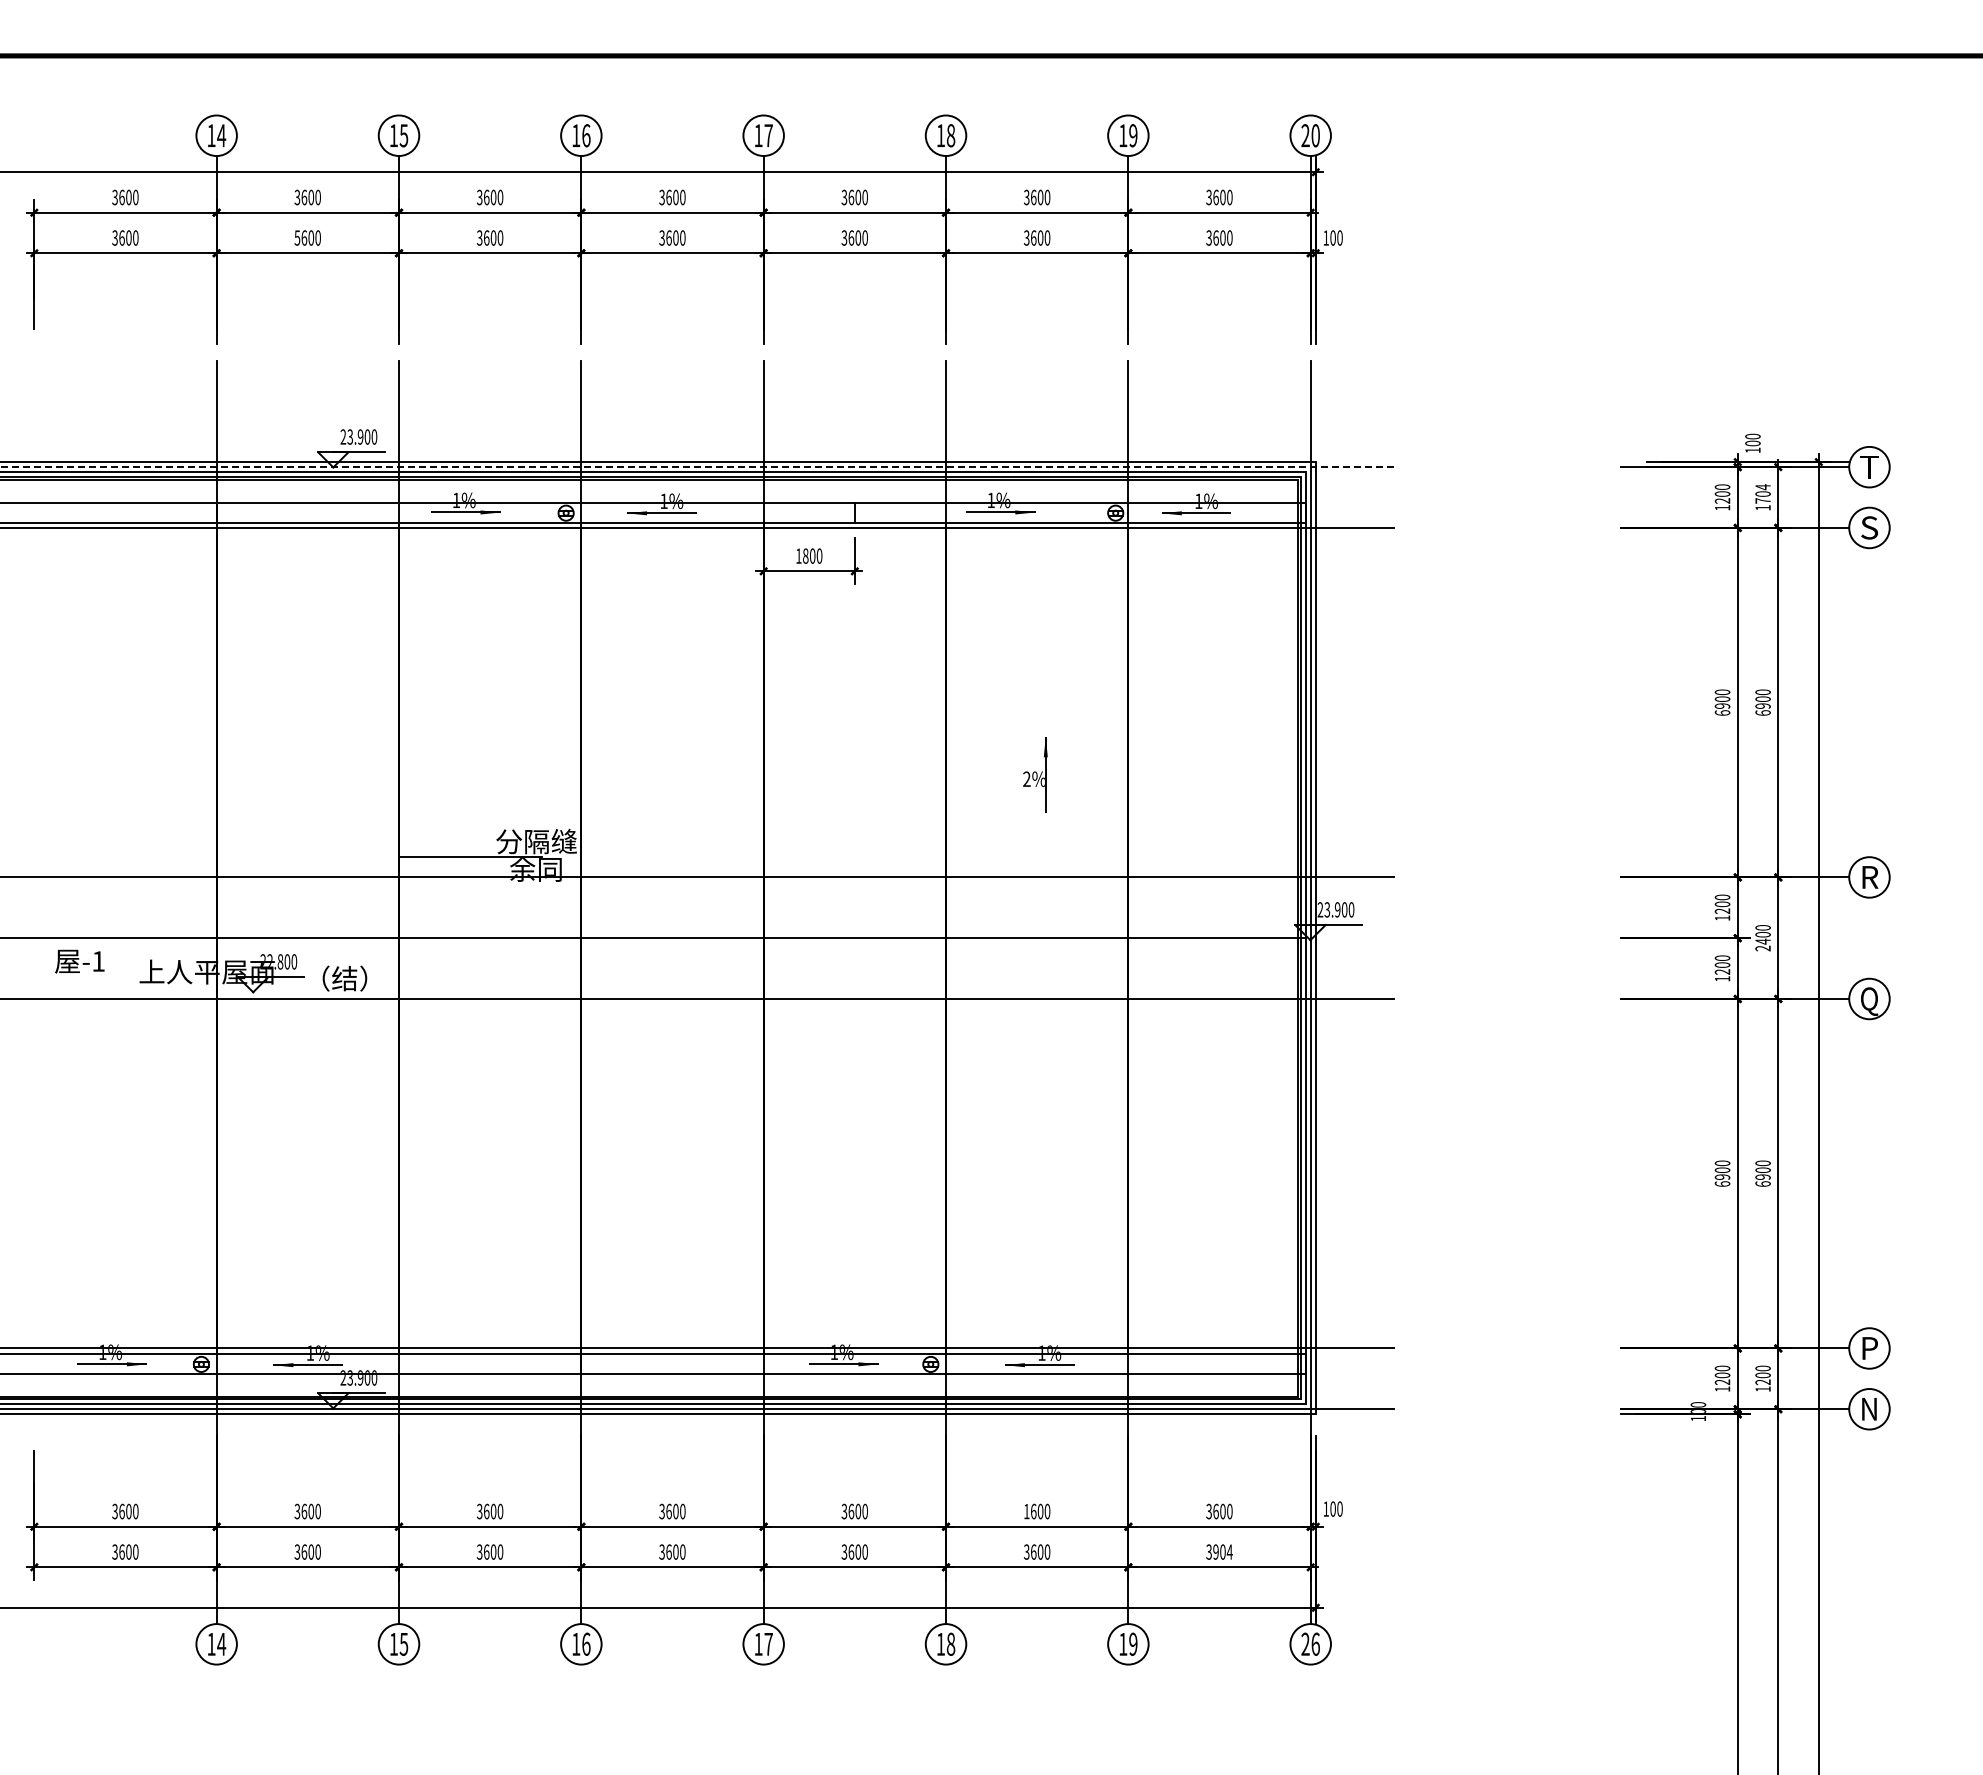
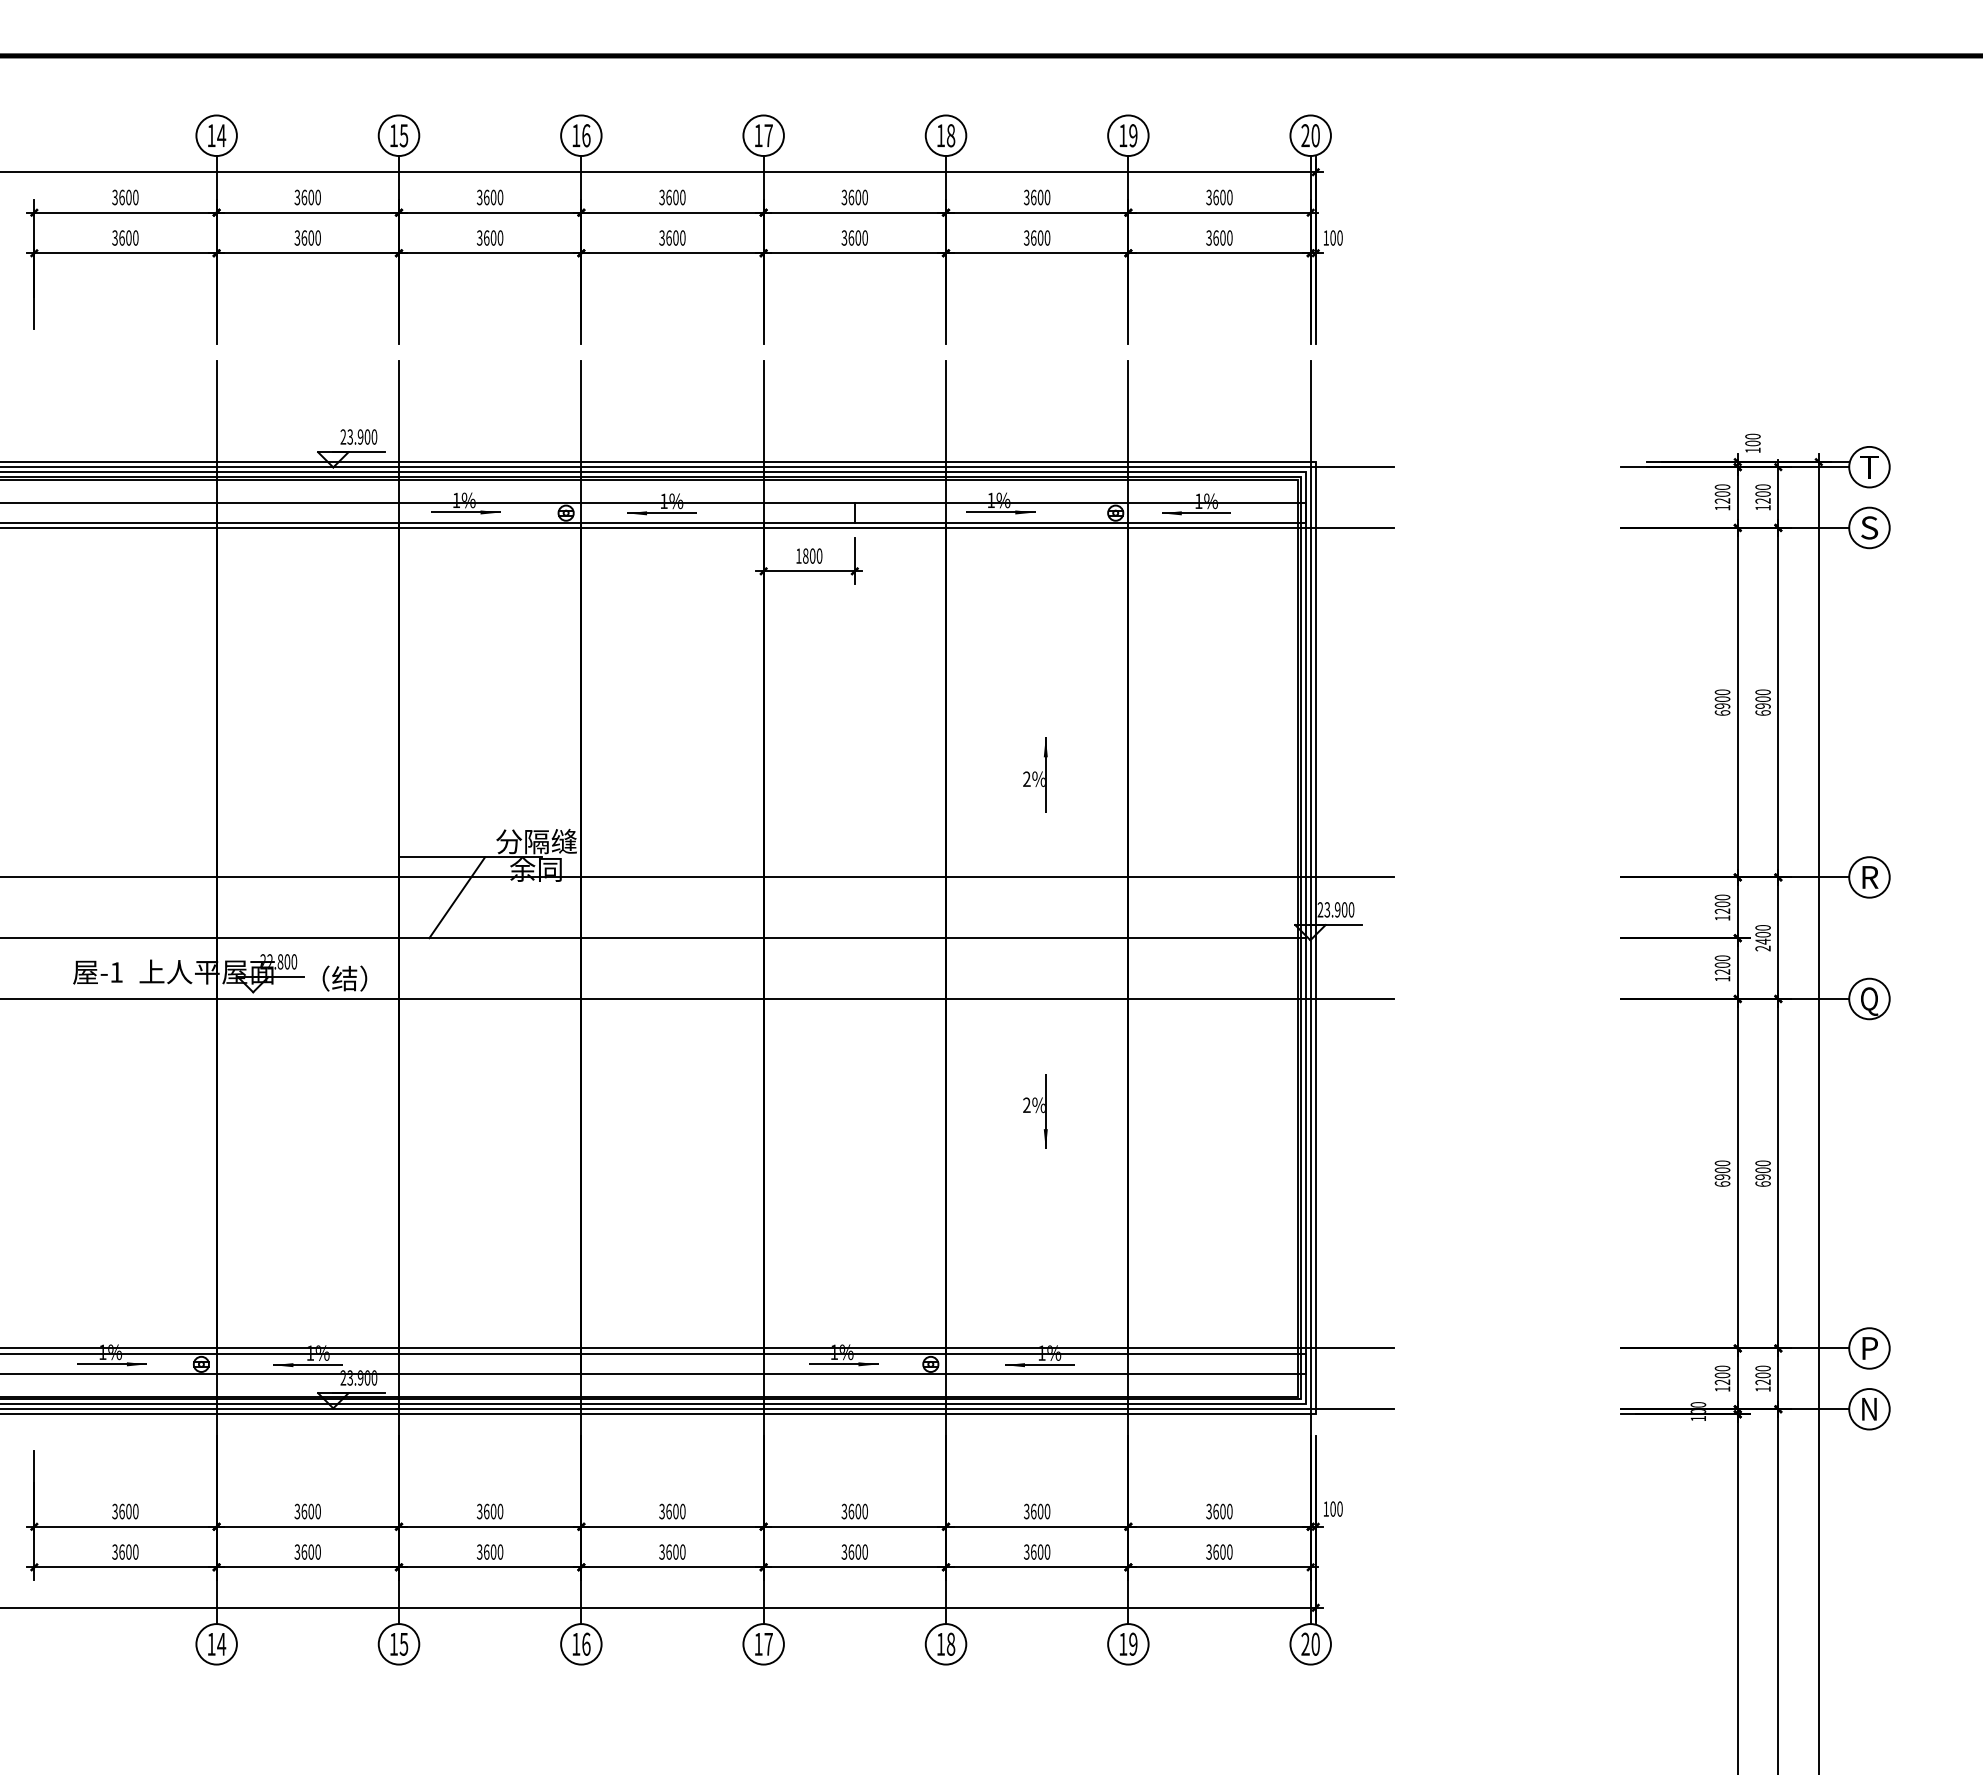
text: 5600 -> 3600 (297, 237)
line: dashed -> solid (697, 467)
text: 1704 -> 1200 (1762, 493)
line: none -> present (457, 897)
text position: (79, 961) -> (97, 972) (97, 972)
part: none -> present (1035, 1111)
text: 1600 -> 3600 (1026, 1511)
text: 3904 -> 3600 (1222, 1551)
text: 26 -> 20 (1315, 1643)
